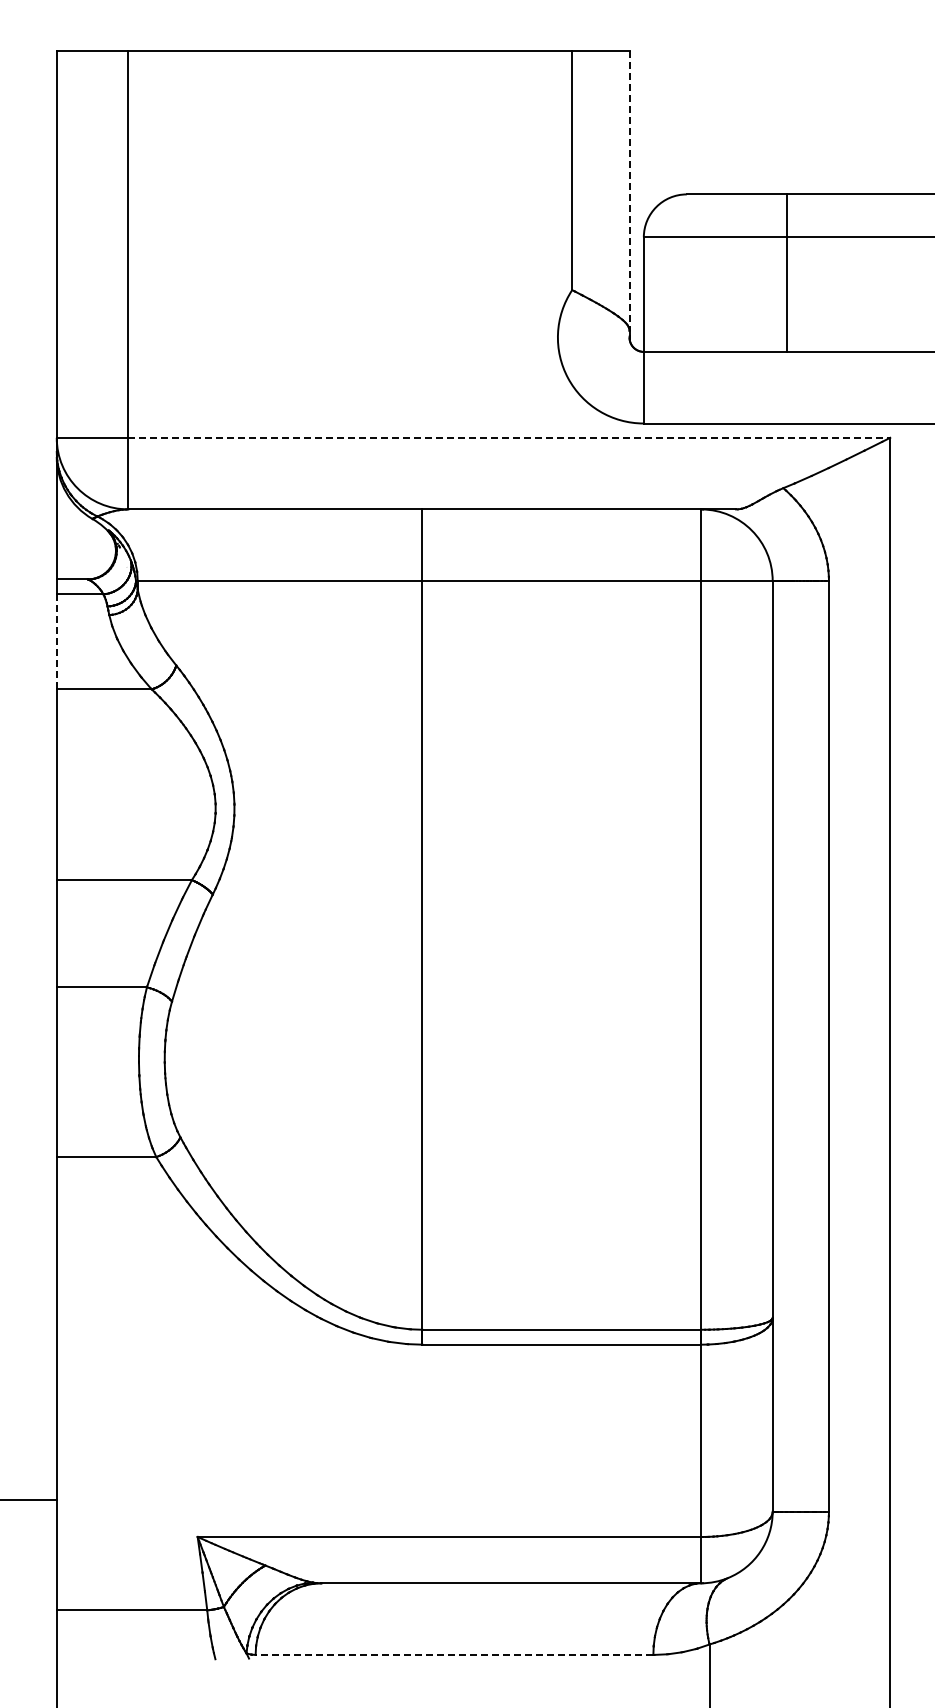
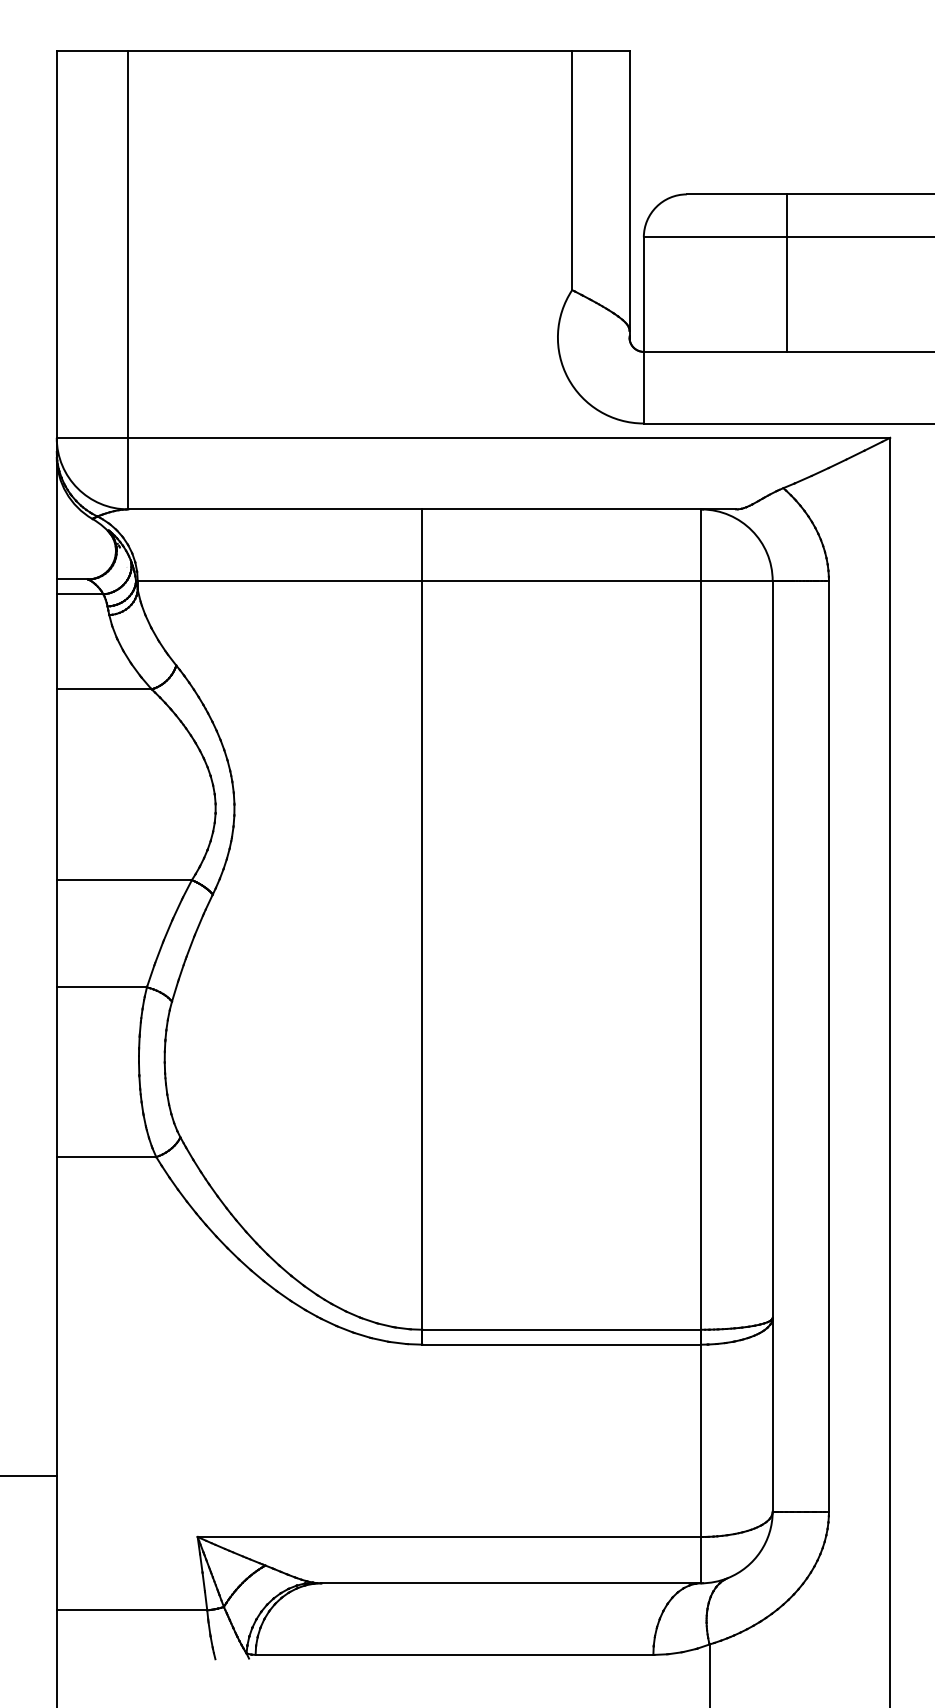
line: dashed -> solid (629, 191)
line: dashed -> solid (509, 437)
line: dashed -> solid (56, 641)
line position: (29, 1499) -> (29, 1475) (29, 1475)
line: dashed -> solid (454, 1654)
